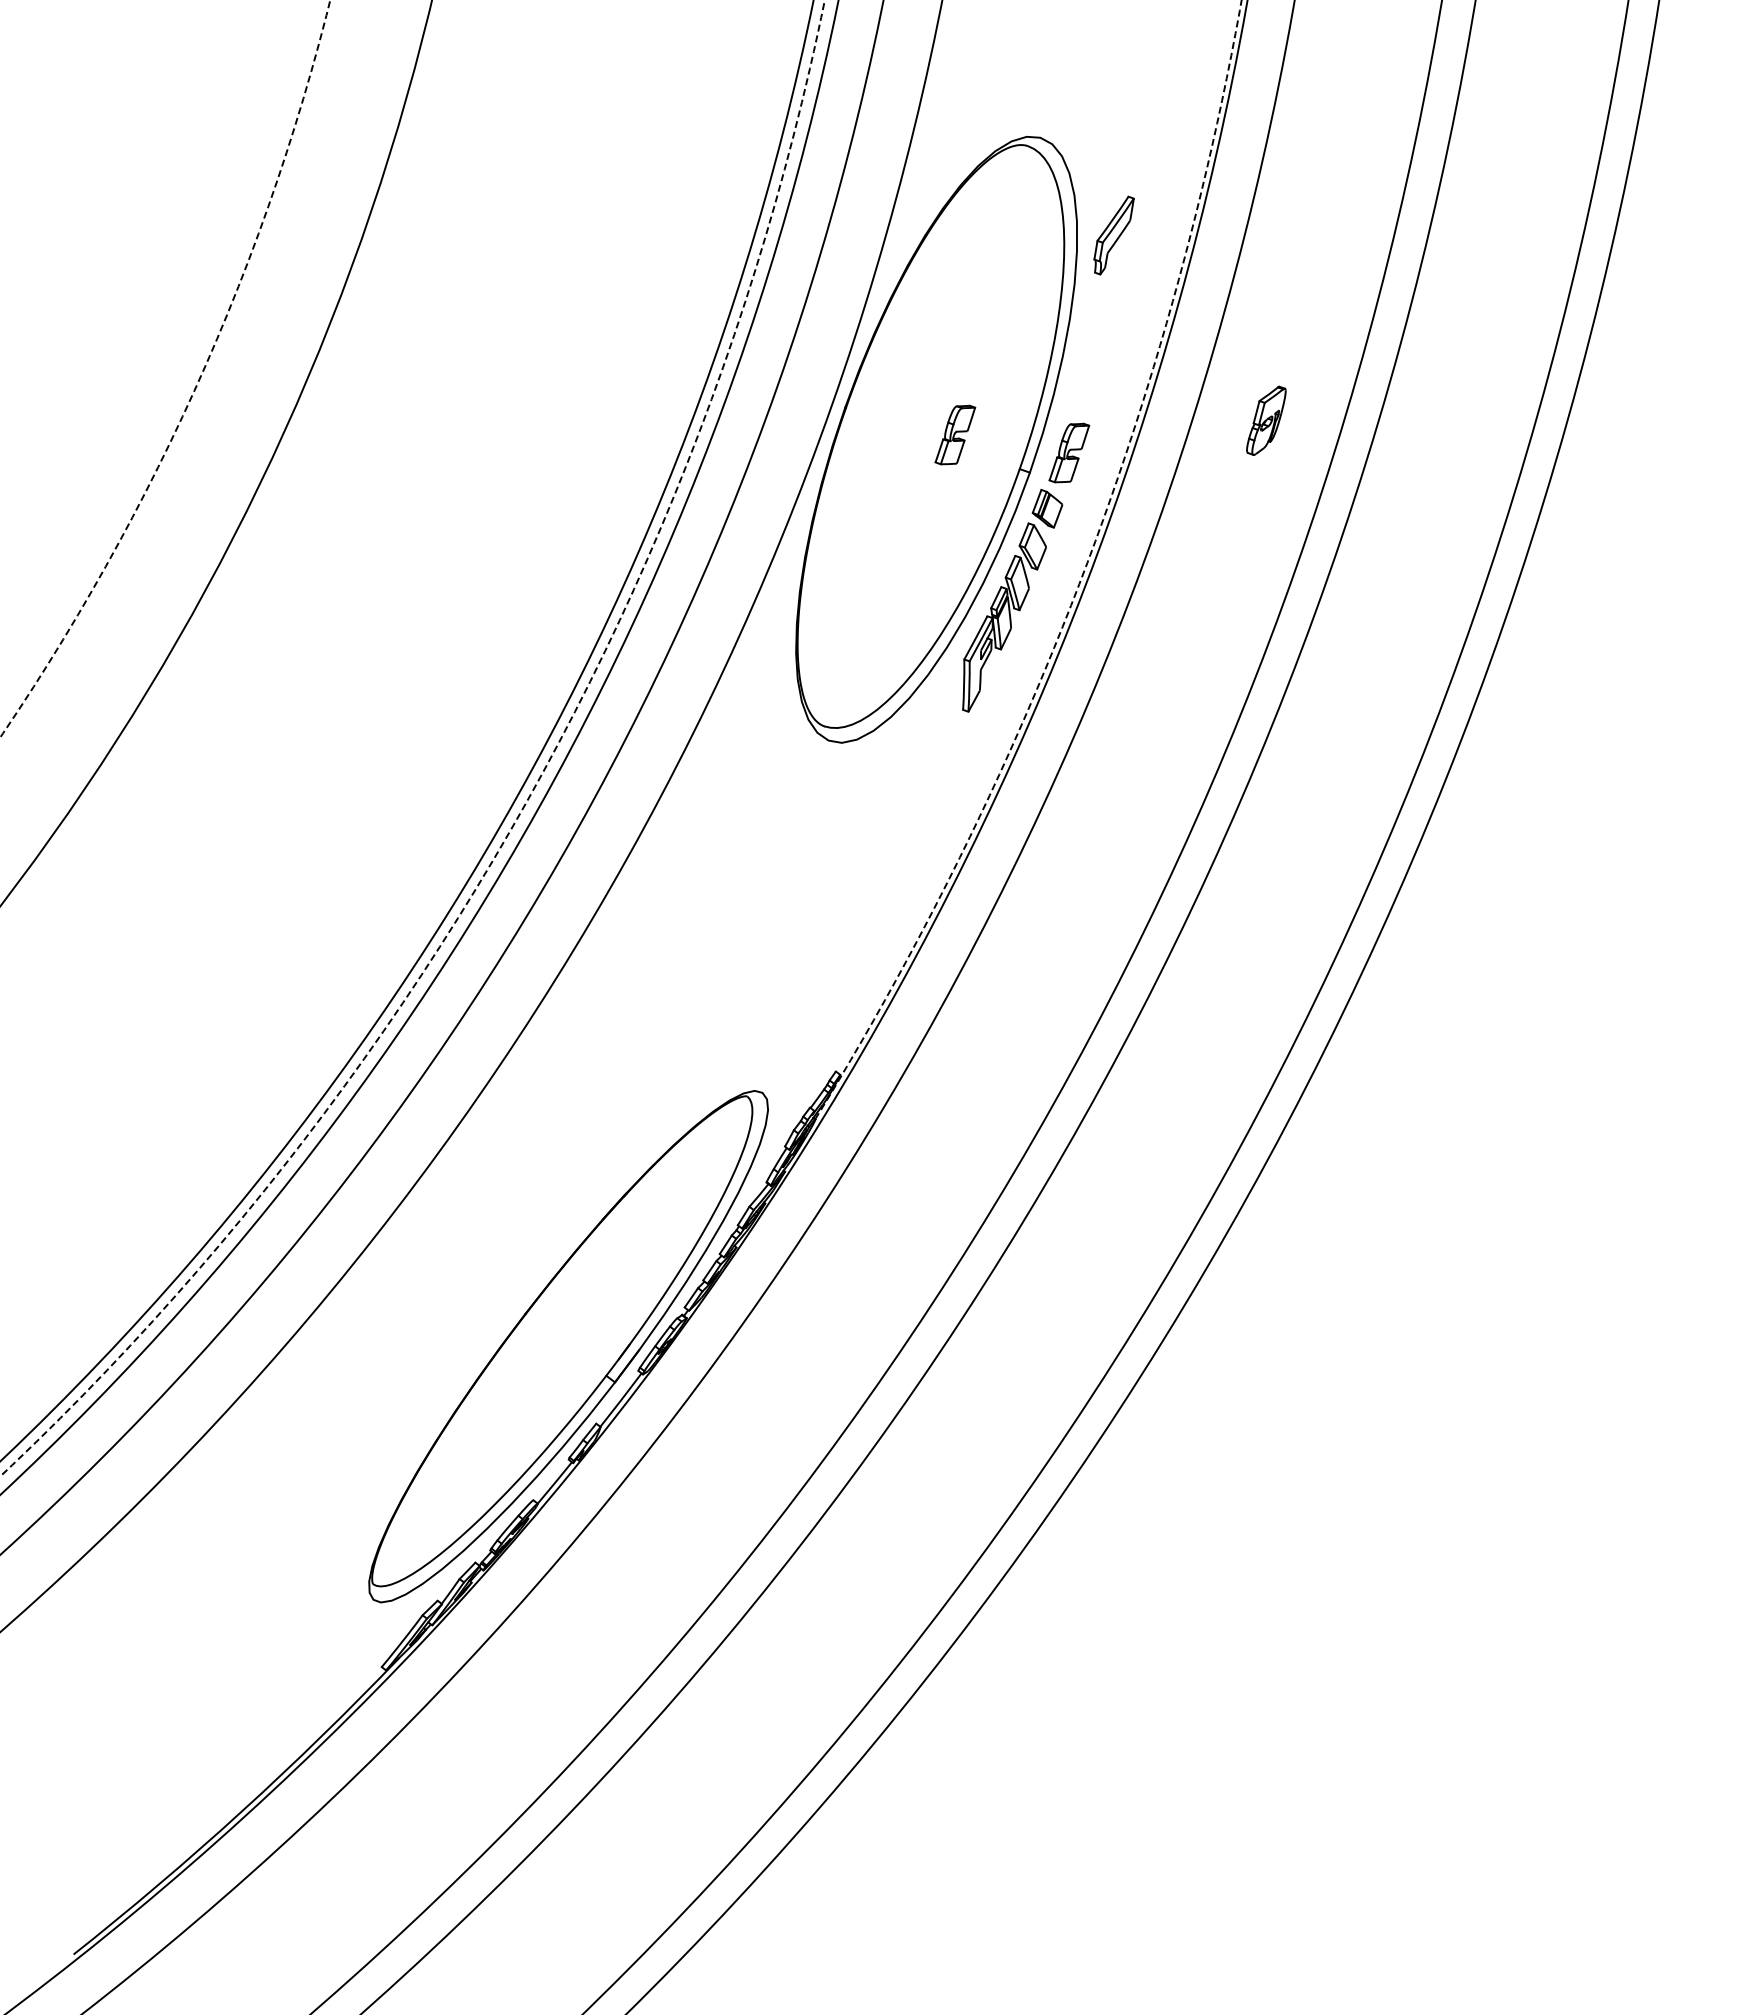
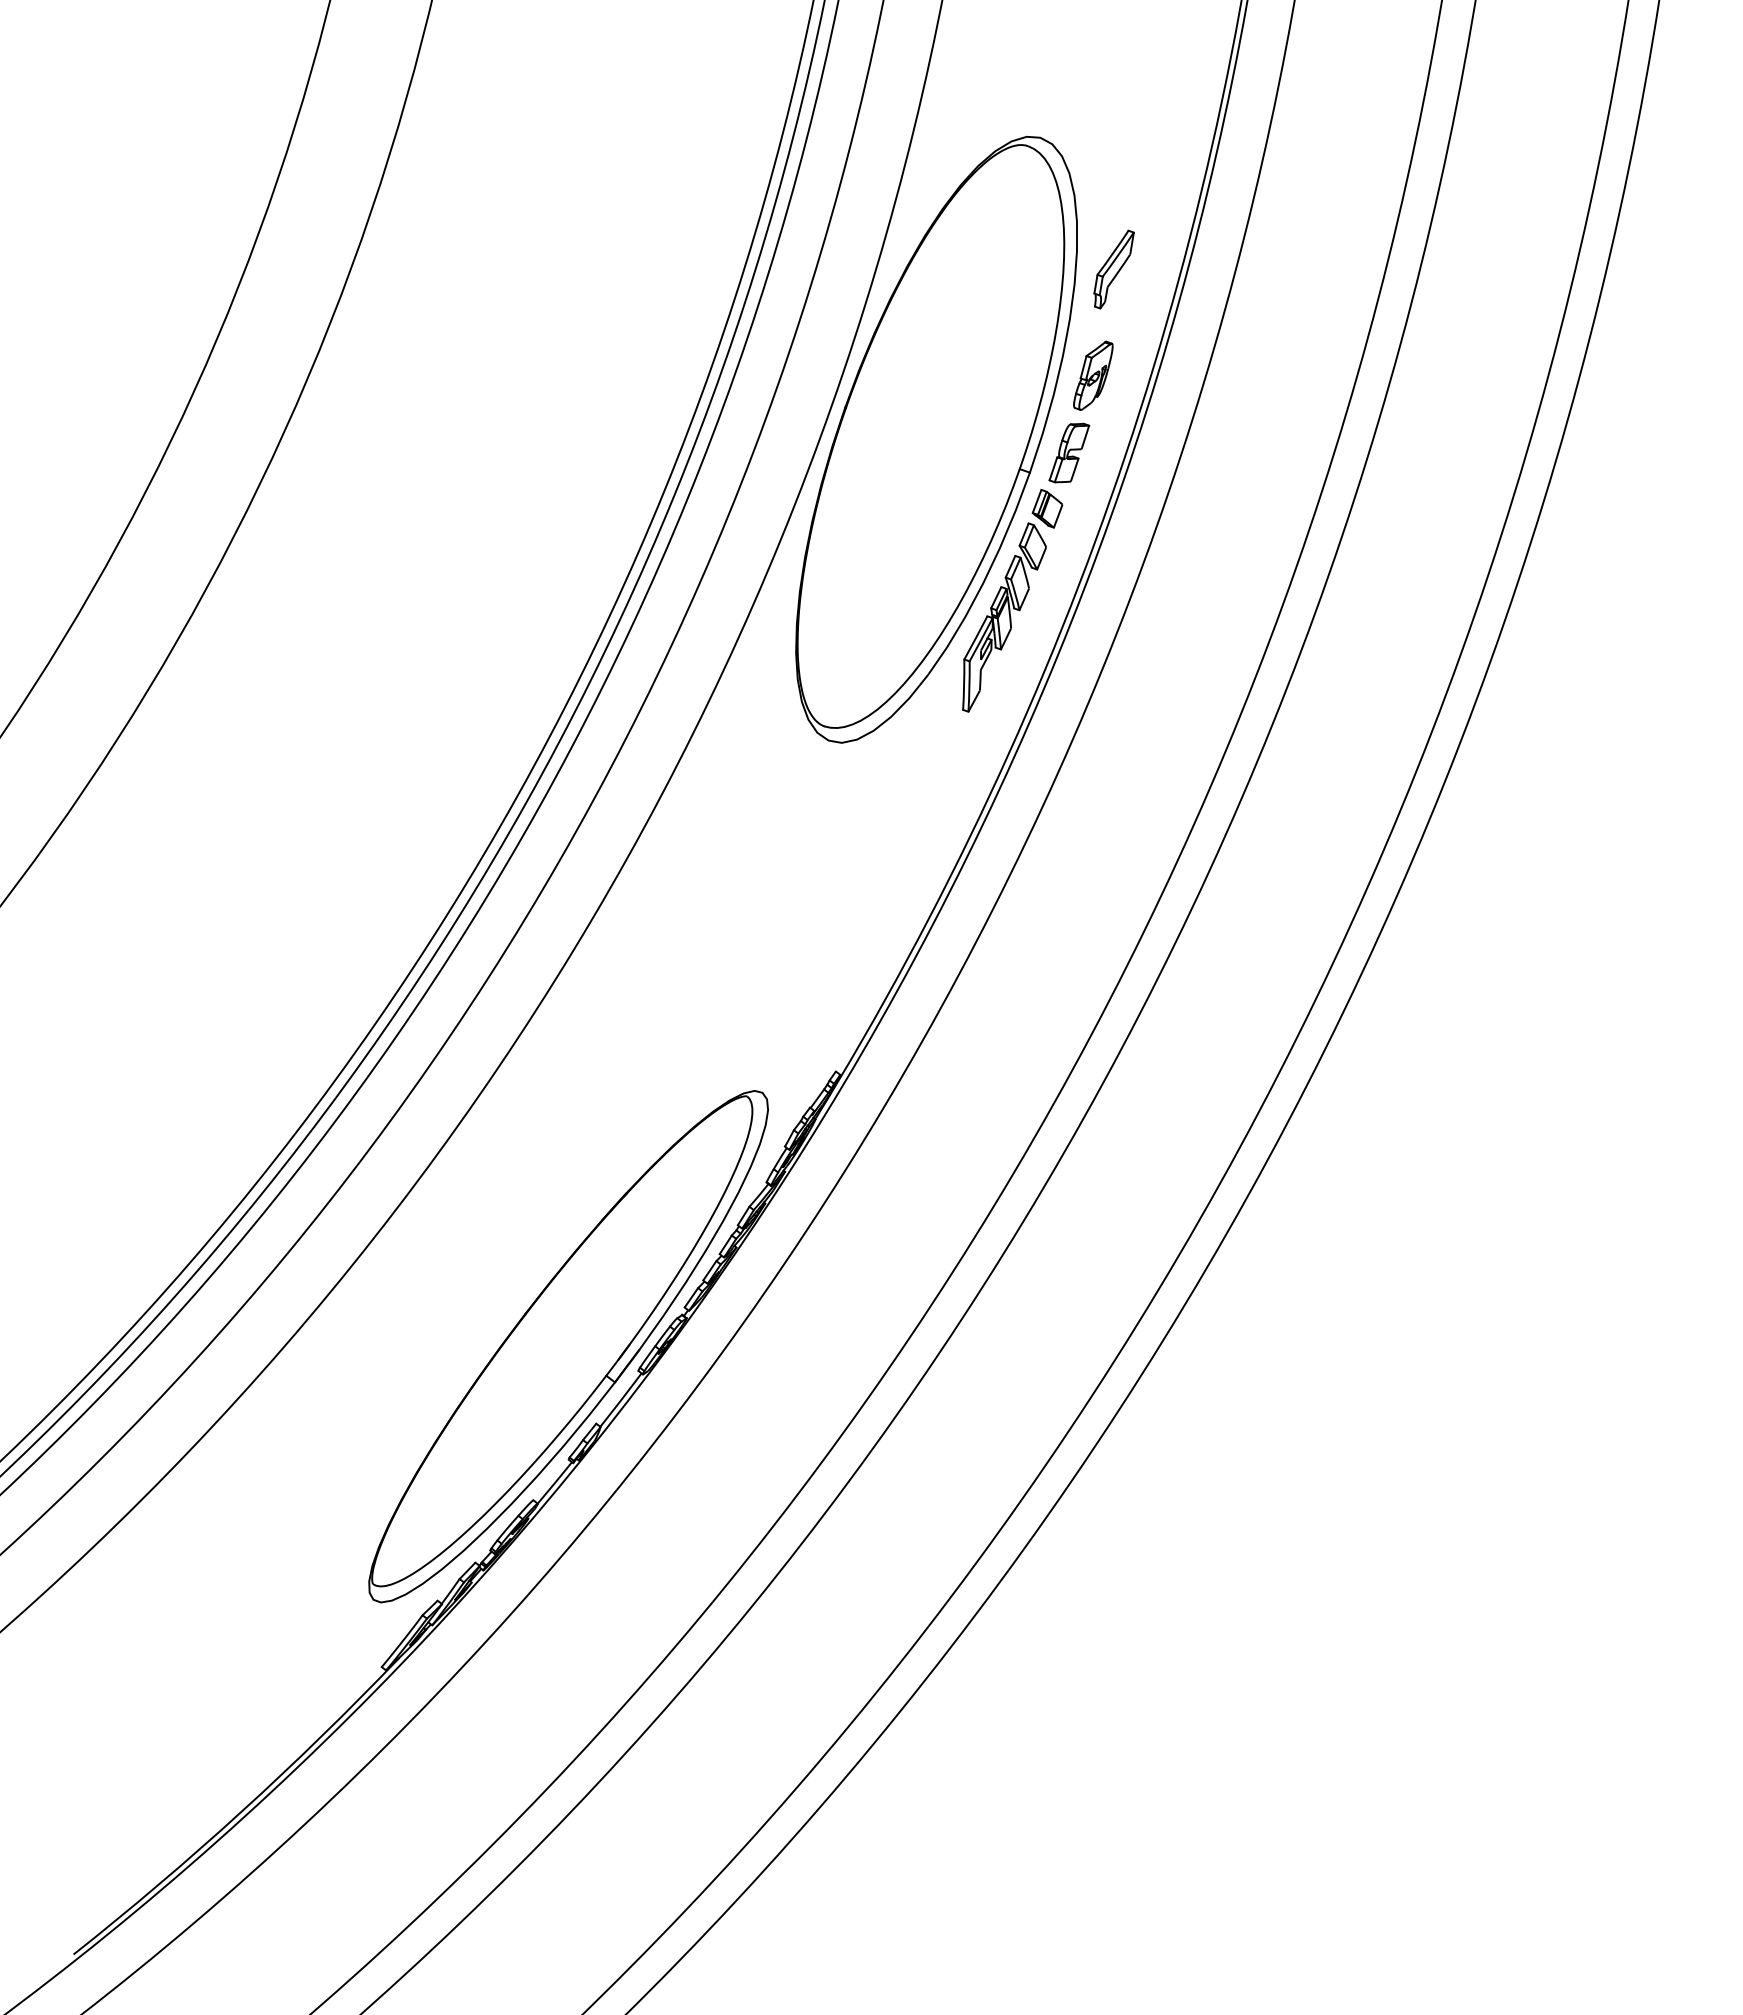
part position: (1113, 235) -> (1113, 269) (1113, 269)
circle: dashed -> solid (165, 368)
part position: (1266, 420) -> (1093, 375) (1093, 375)
part: present -> none (955, 434)
arc: dashed -> solid (1080, 581)
circle: dashed -> solid (412, 738)
